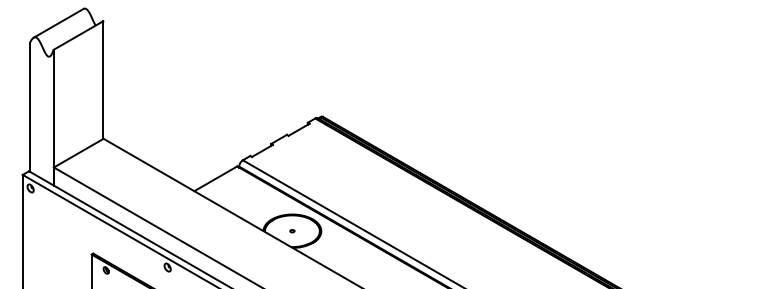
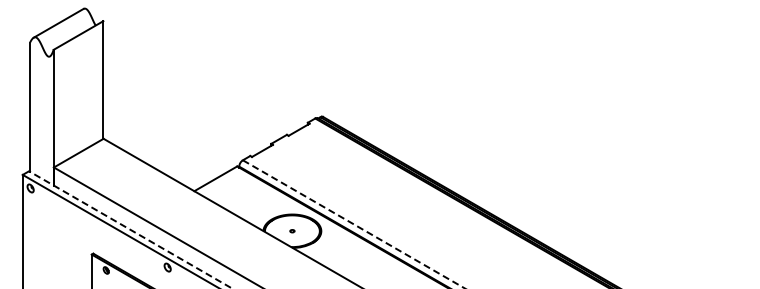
line: solid -> dashed (354, 224)
line: solid -> dashed (130, 229)
